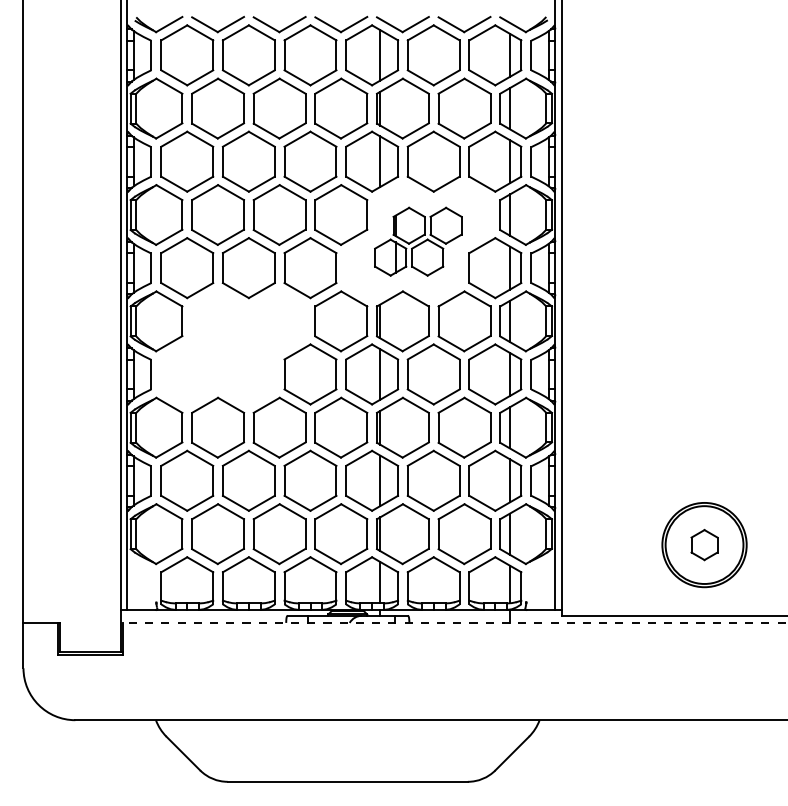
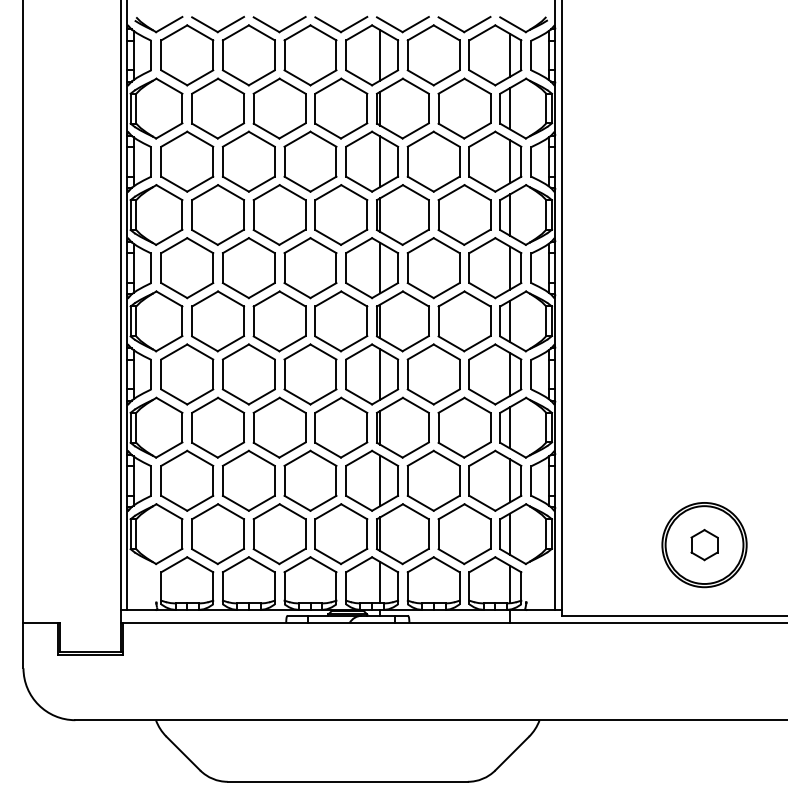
part size: 89x71 px -> 147x116 px (418, 241)
part: none -> present (233, 347)
line: dashed -> solid (453, 622)
